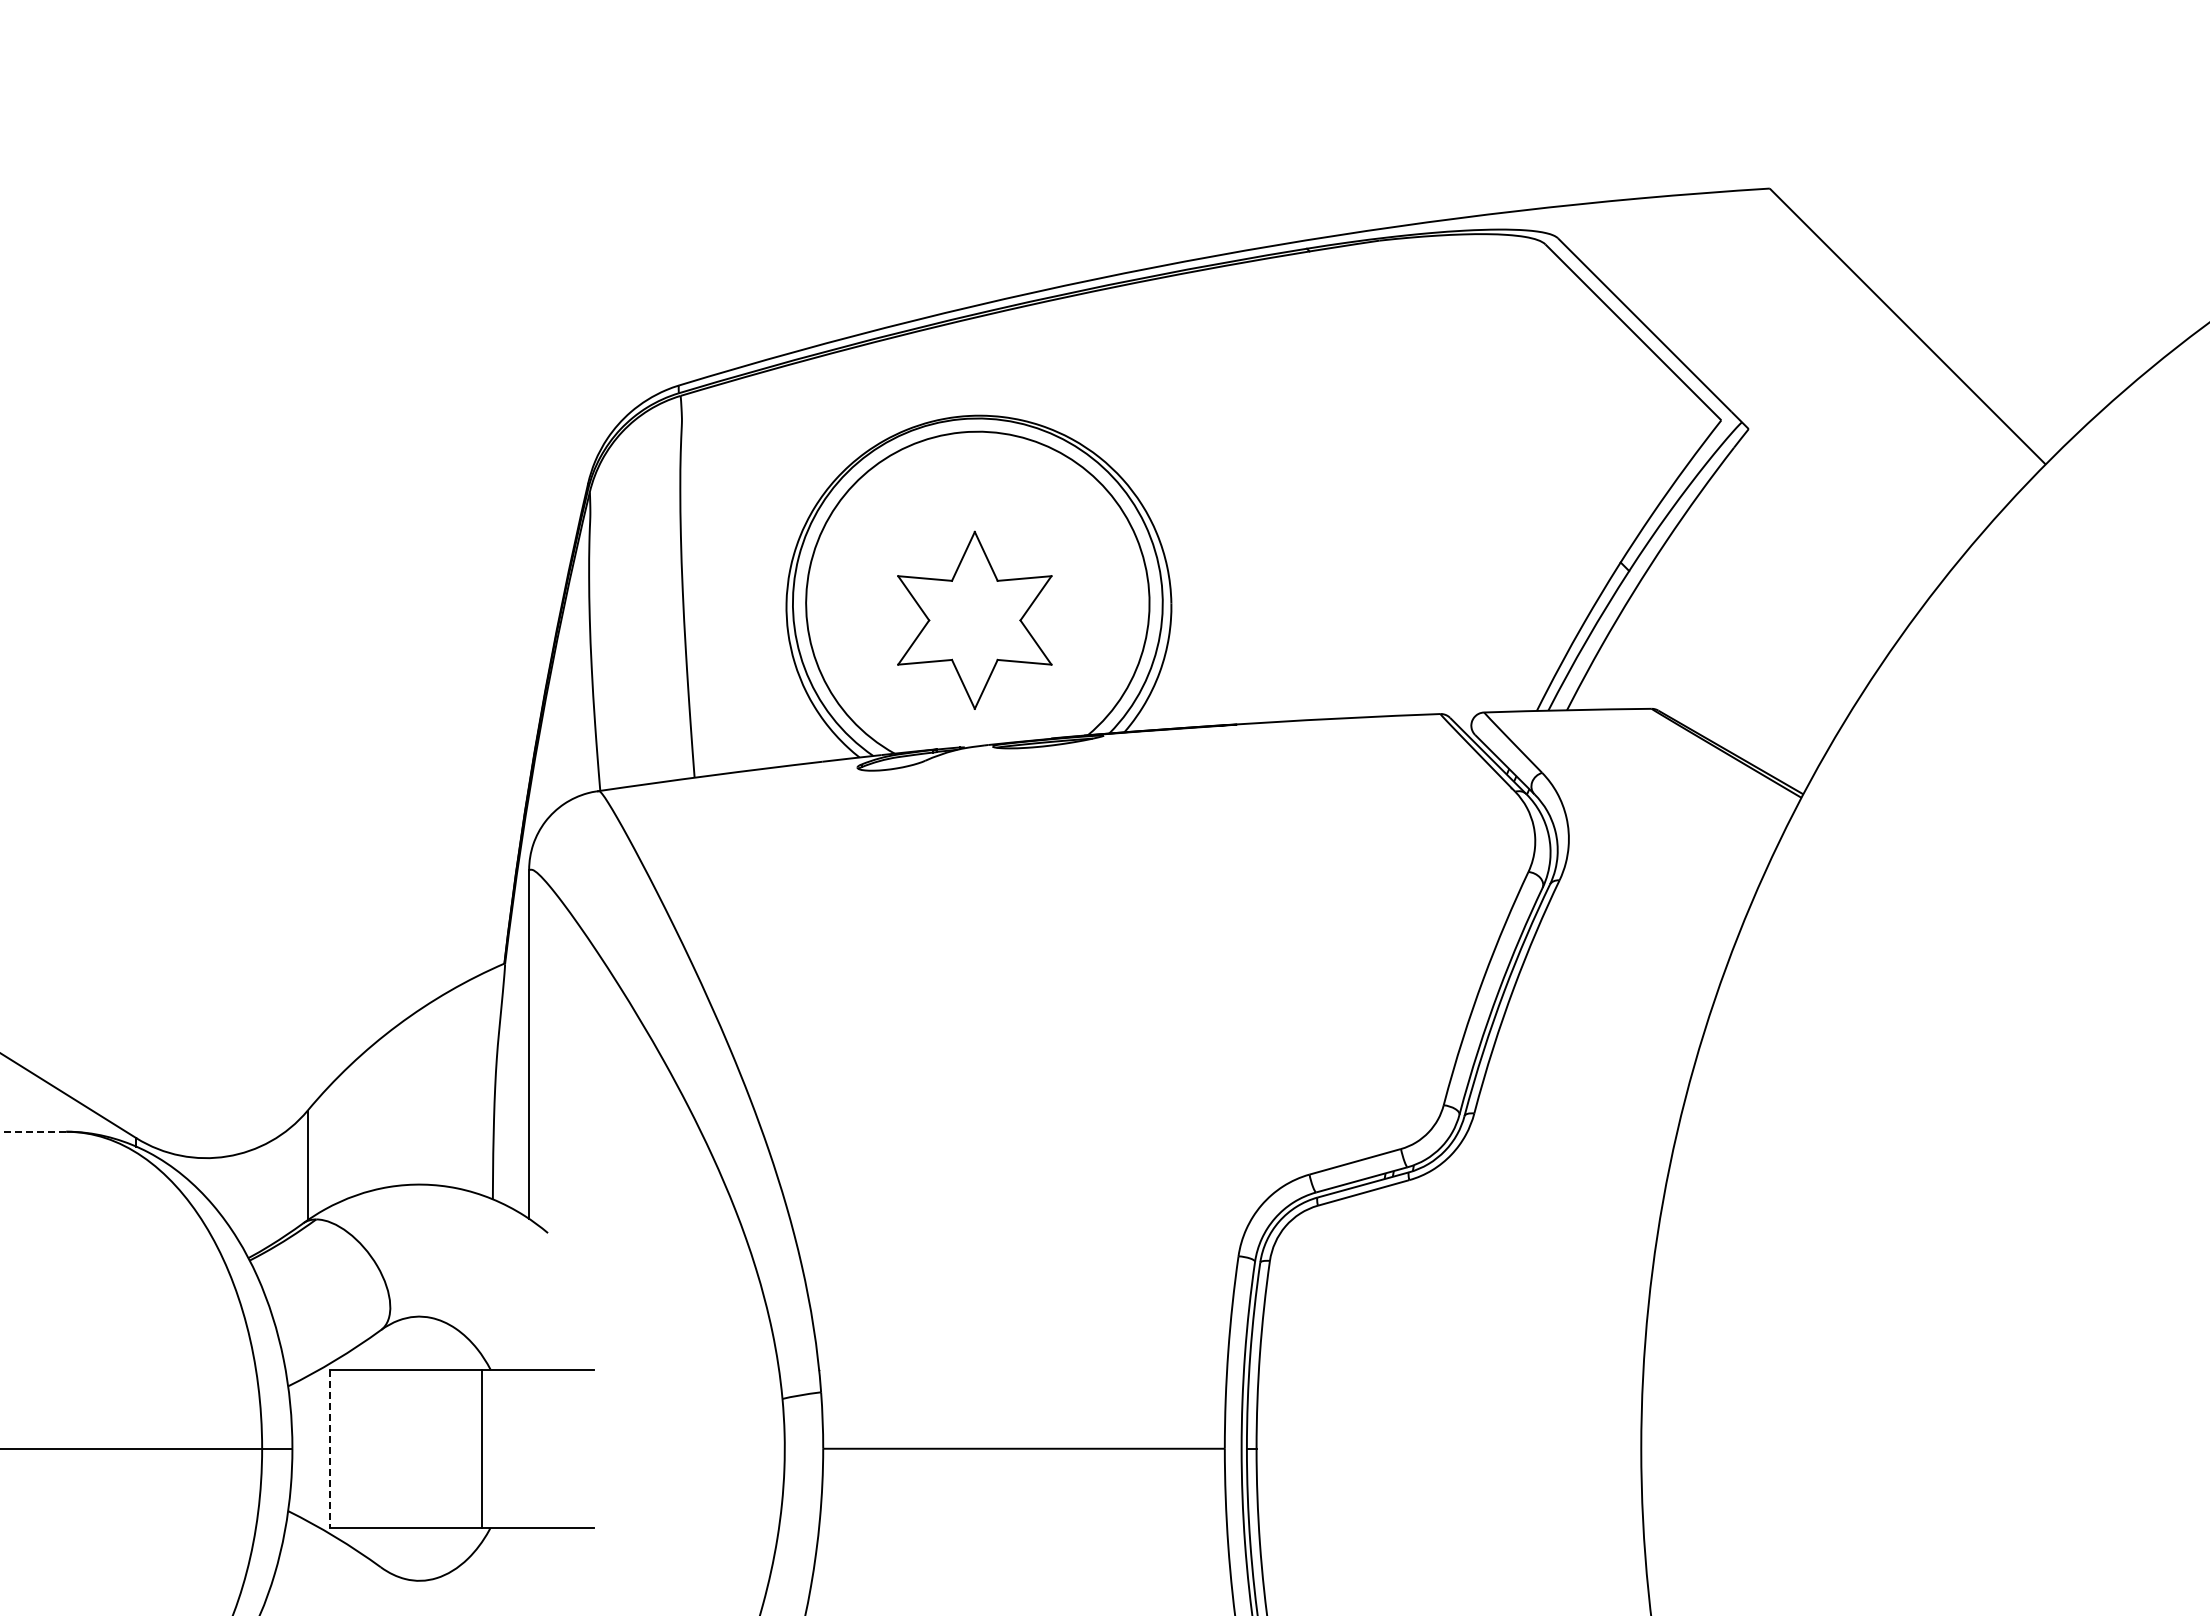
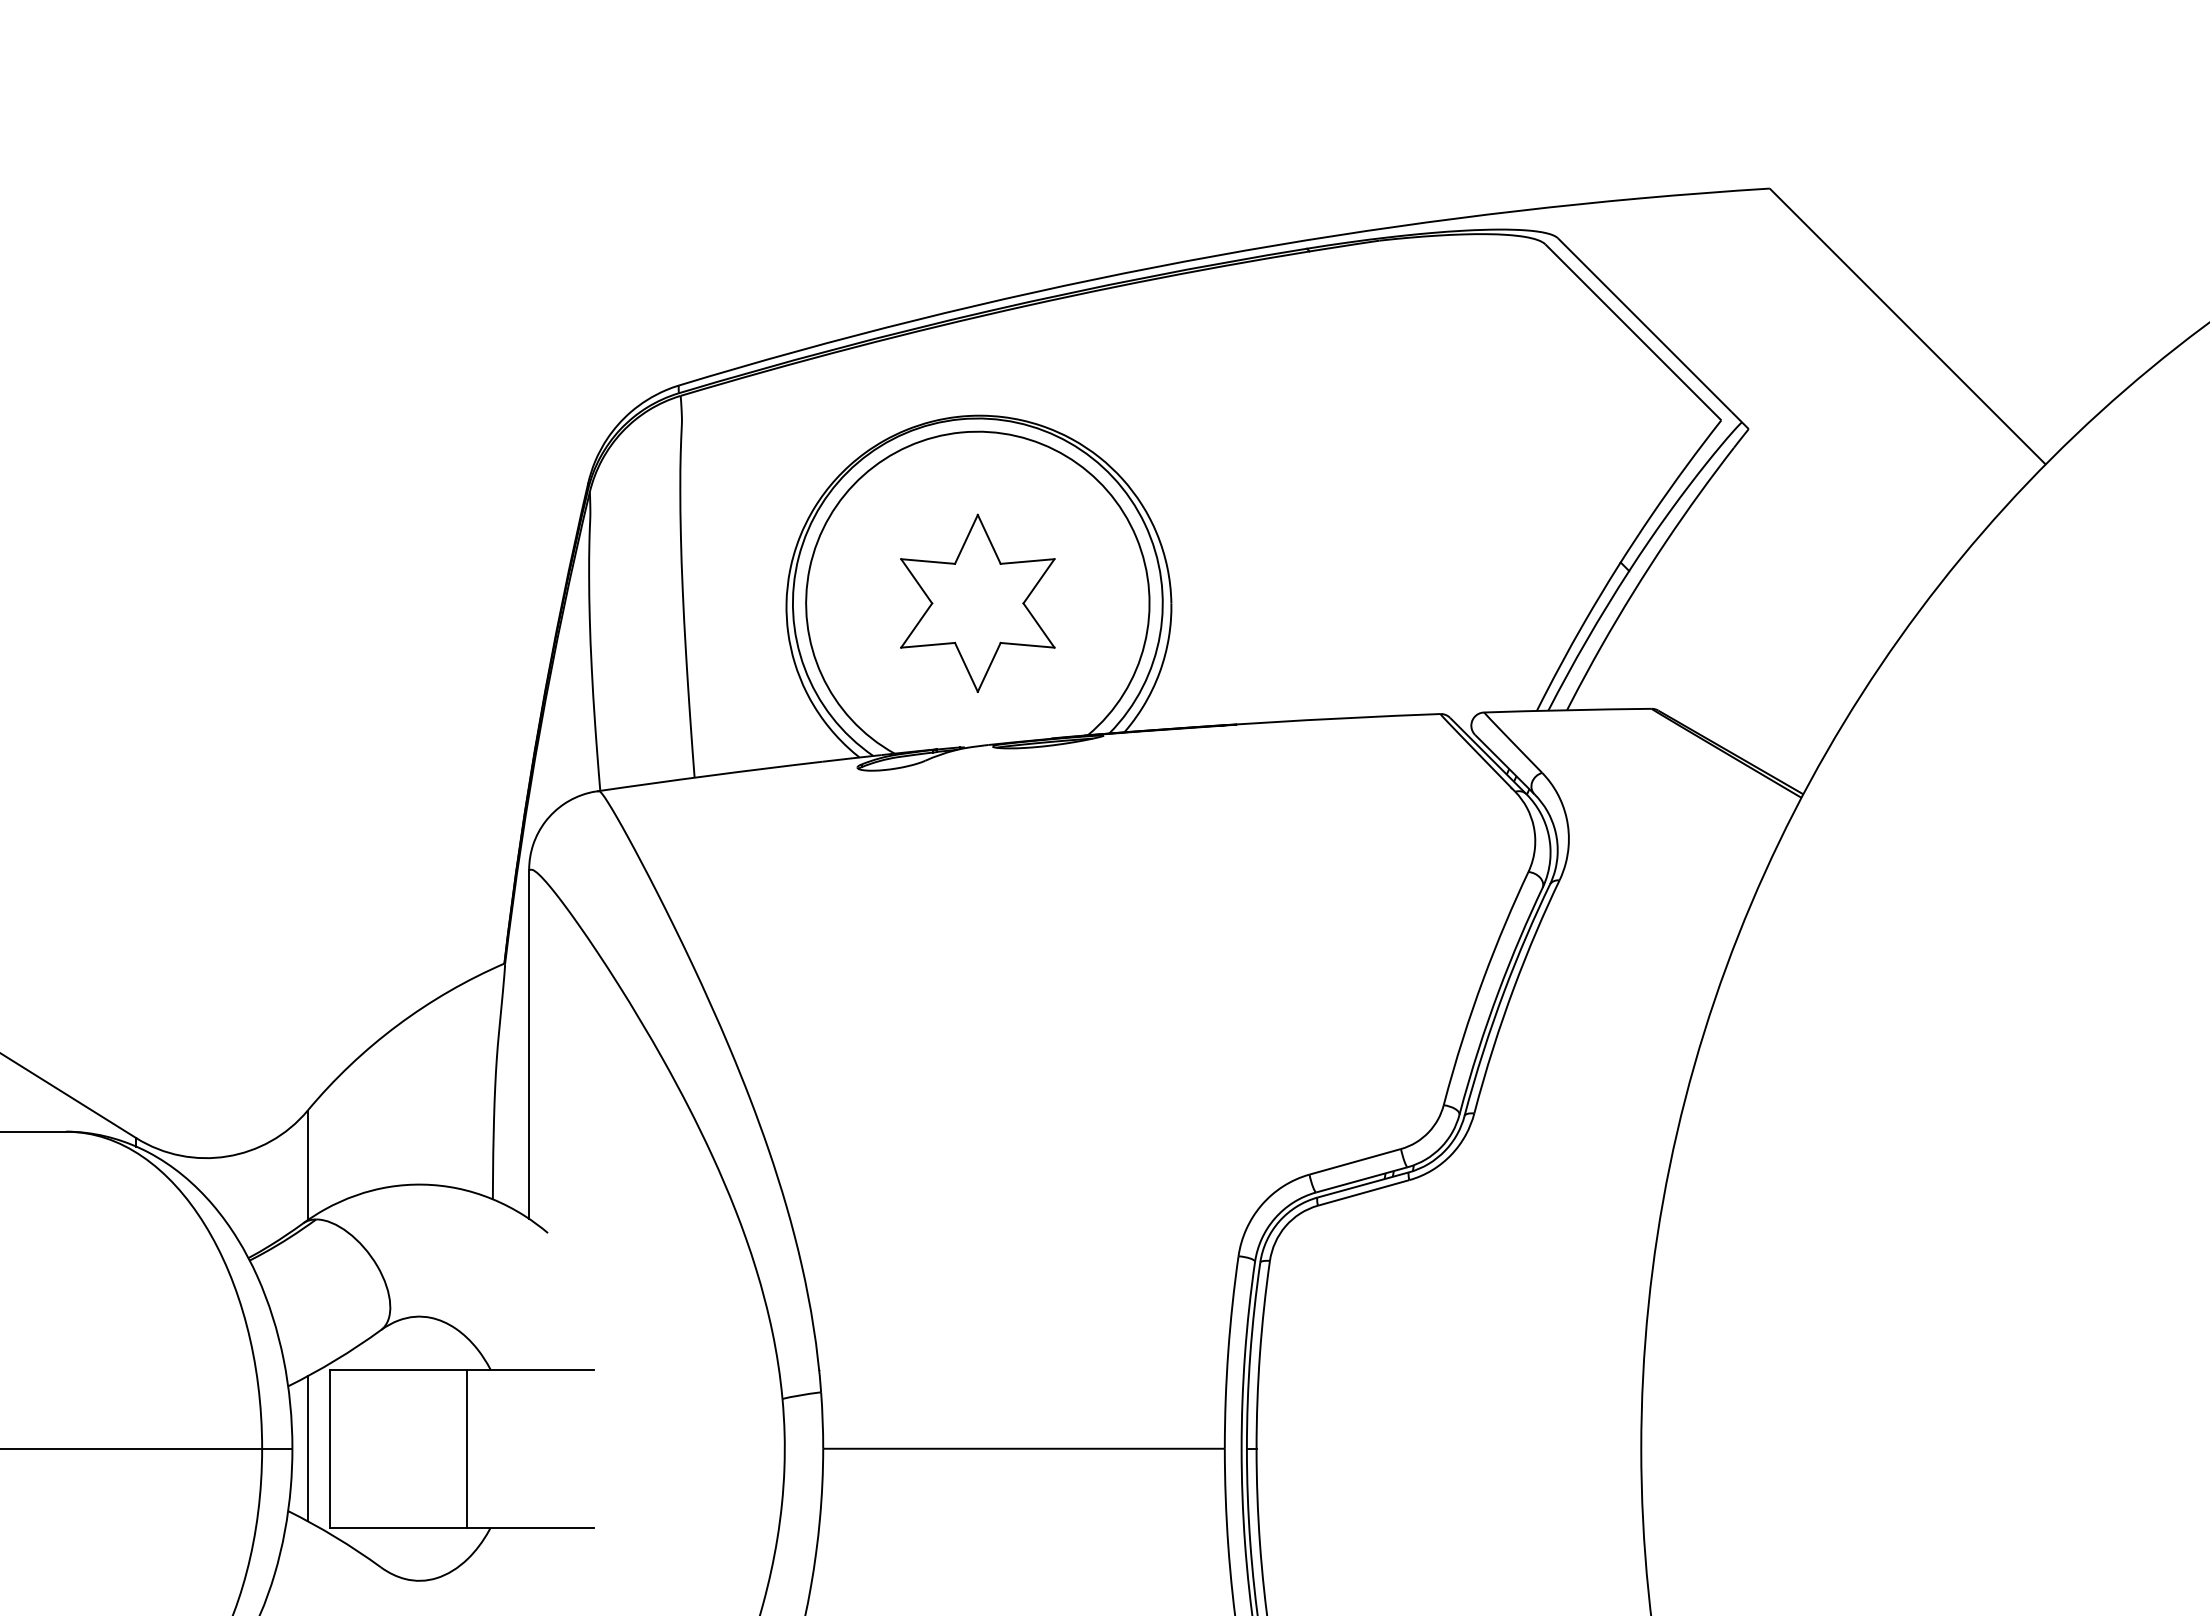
part position: (974, 619) -> (977, 602) (977, 602)
line: dashed -> solid (33, 1131)
line: none -> present (307, 1448)
line position: (481, 1448) -> (466, 1448) (466, 1448)
line: dashed -> solid (330, 1449)
